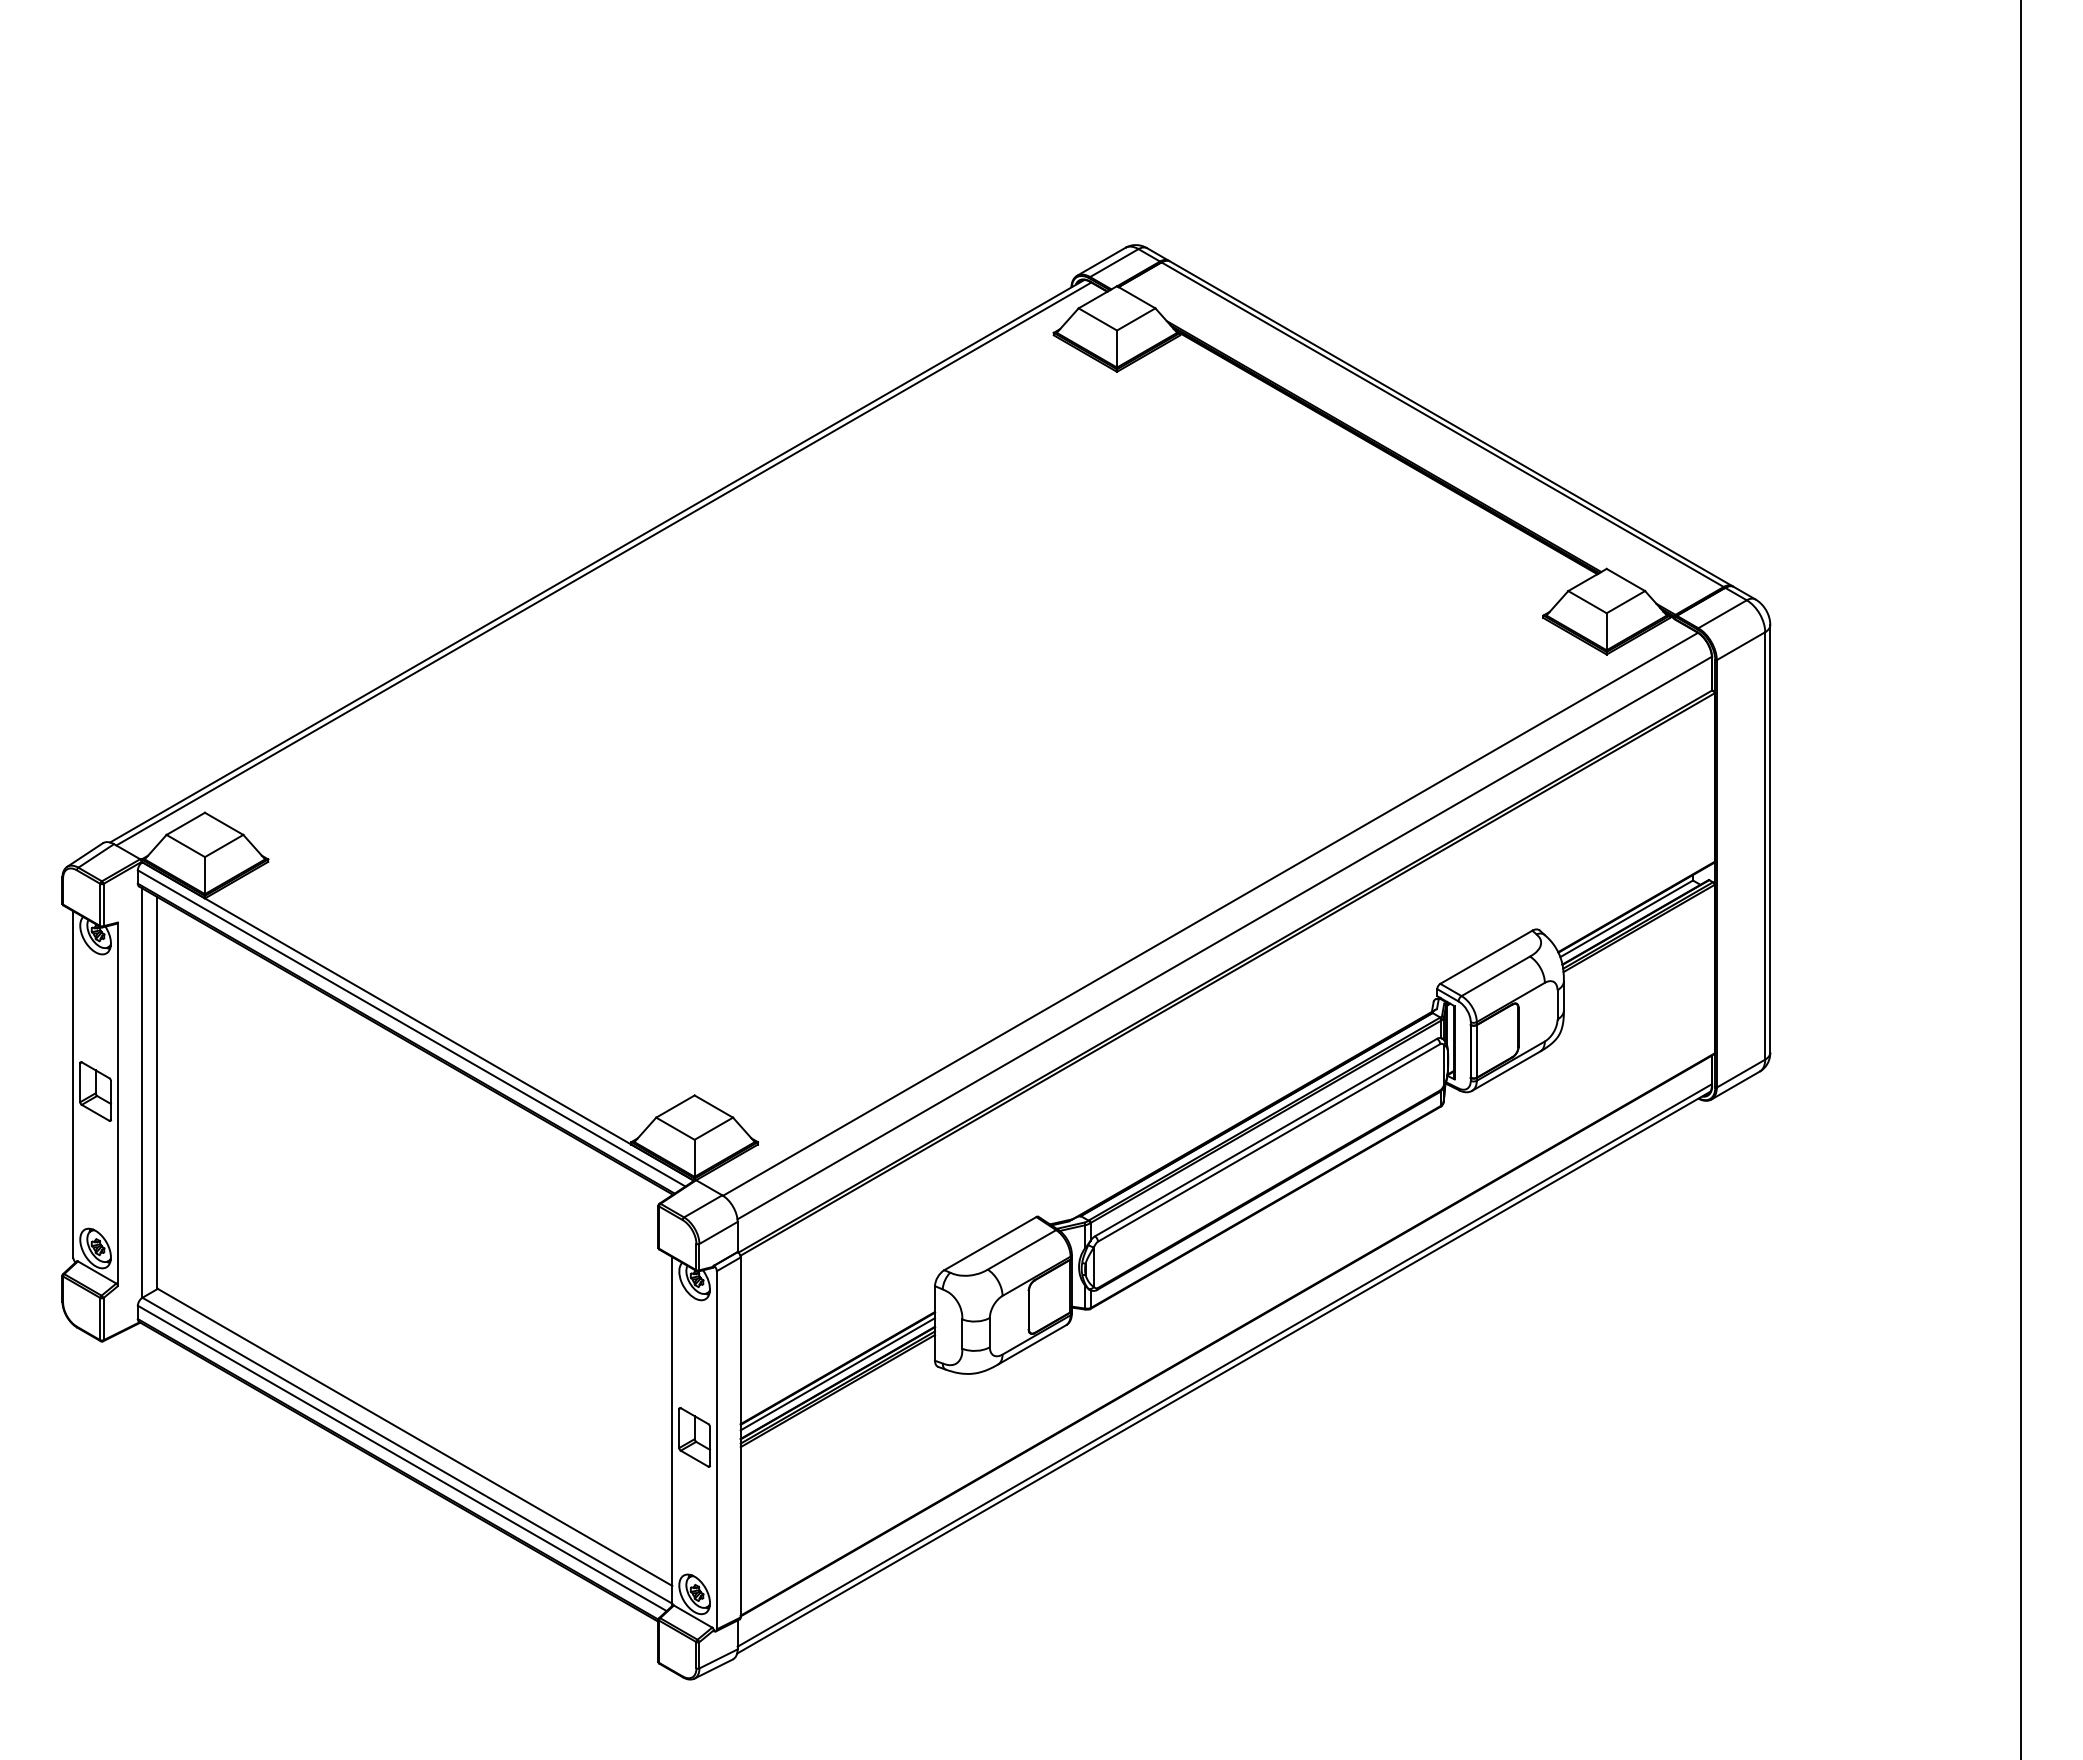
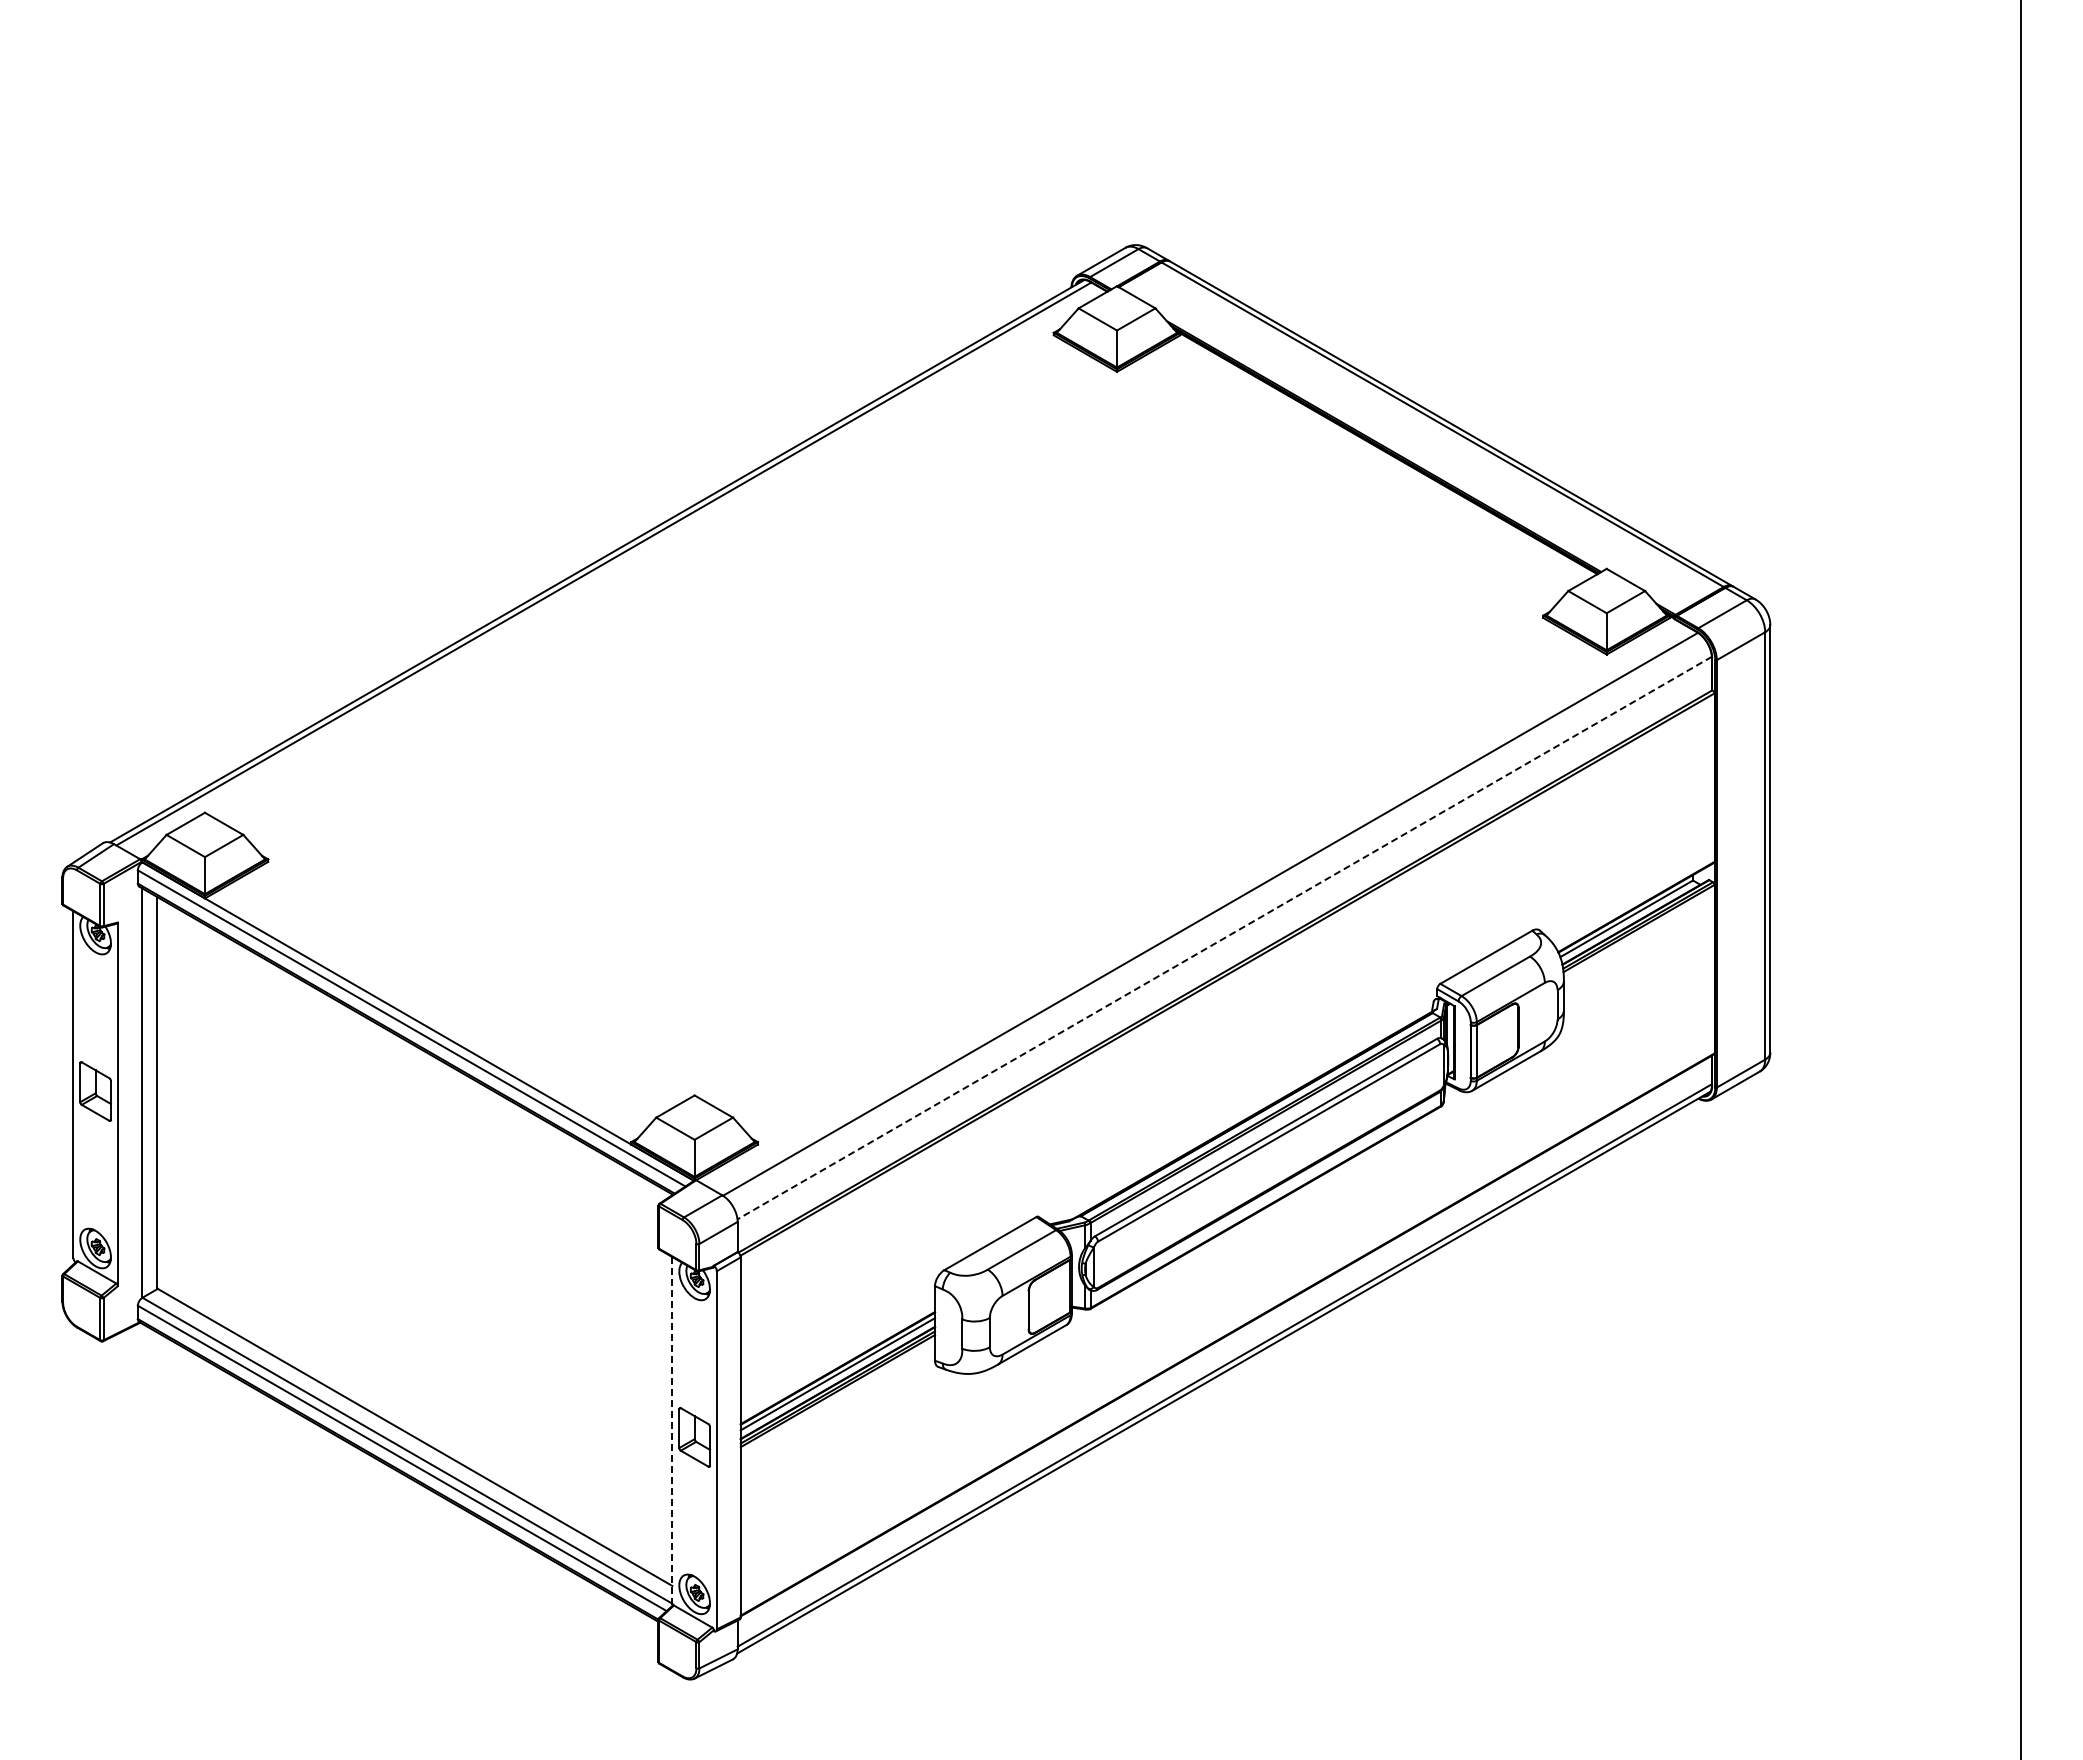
line: solid -> dashed (1224, 938)
line: solid -> dashed (672, 1431)
